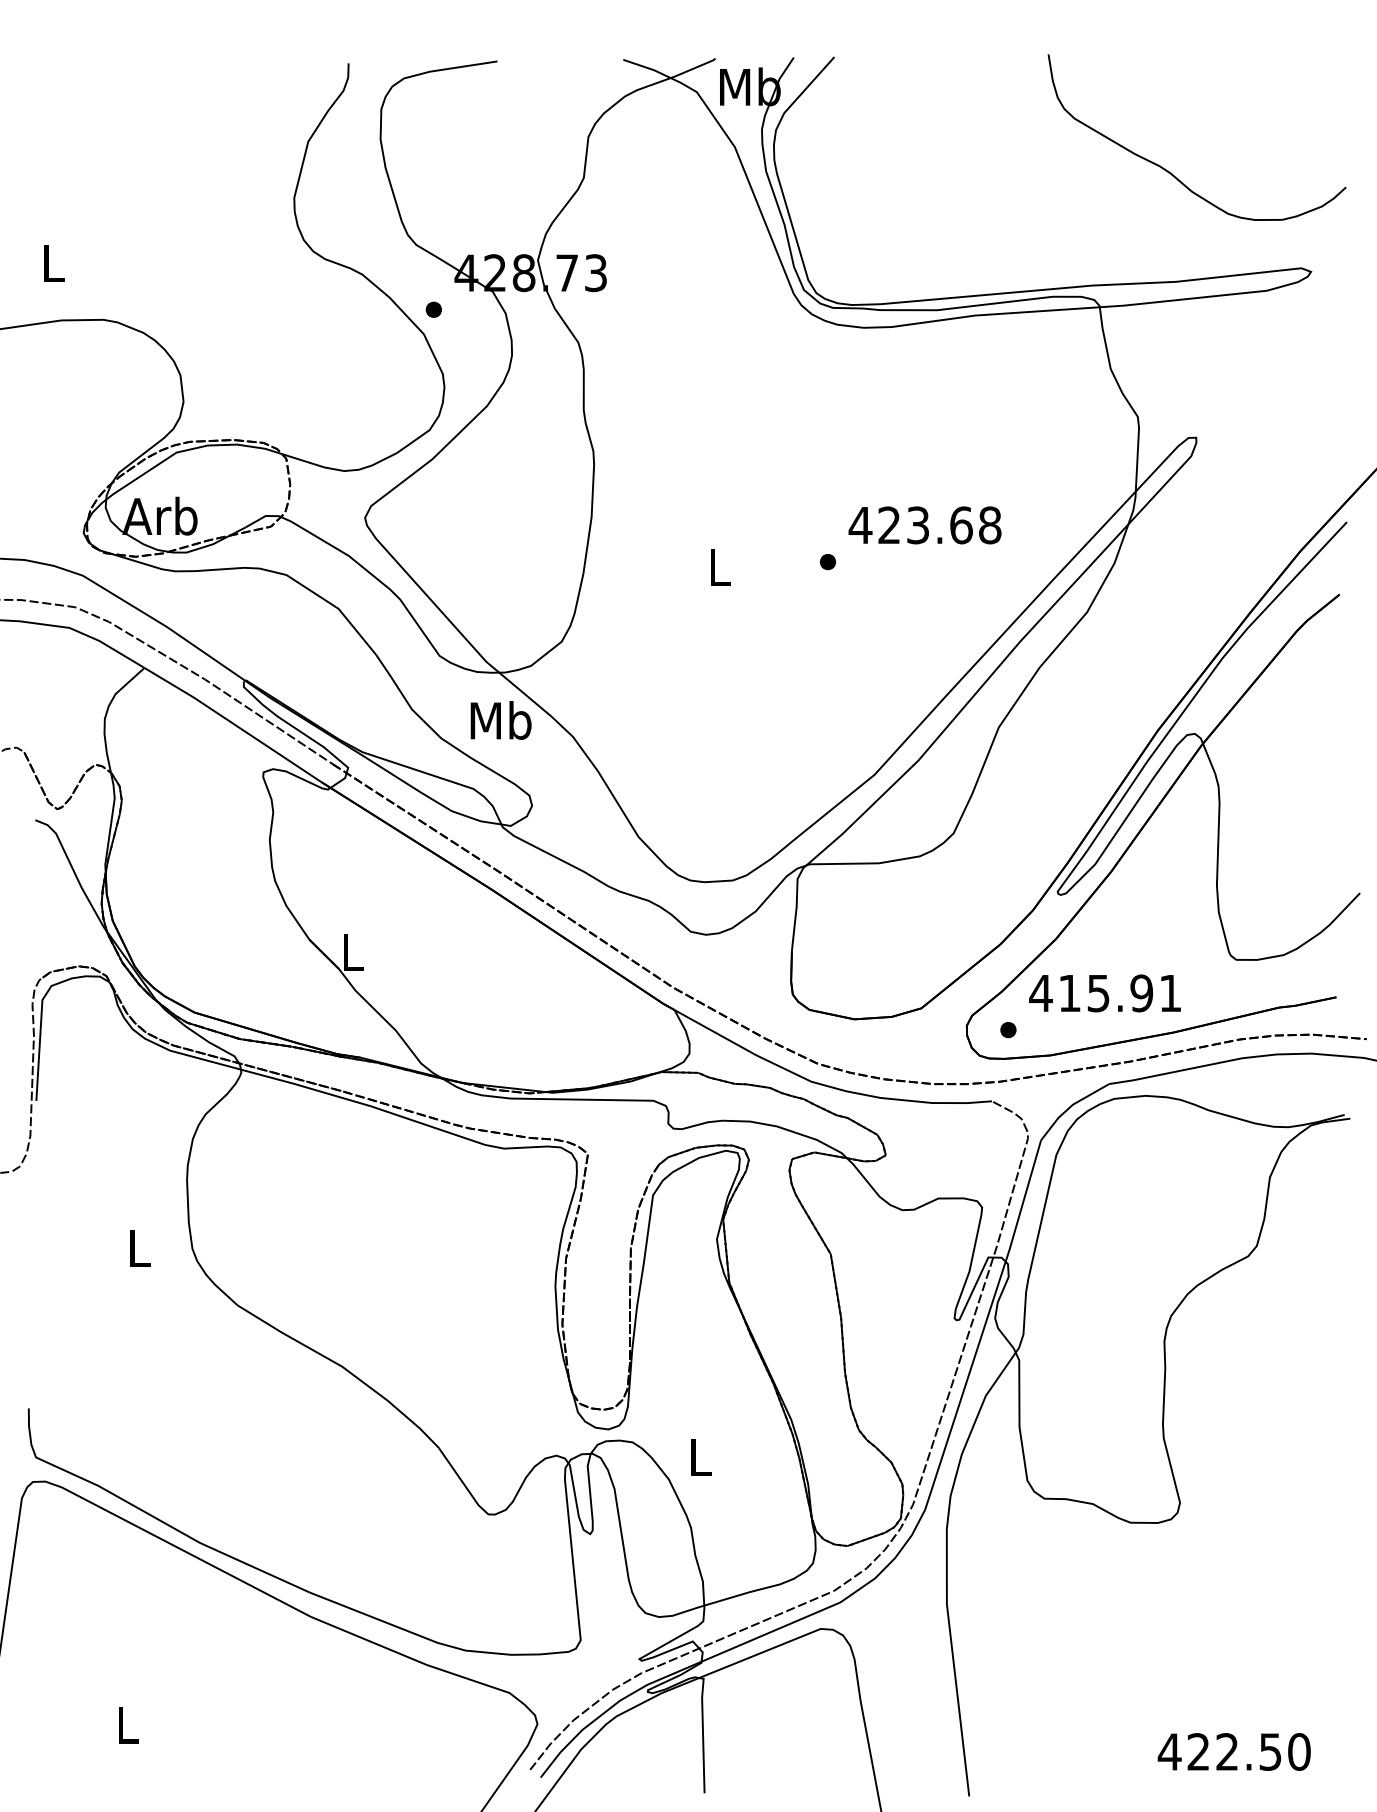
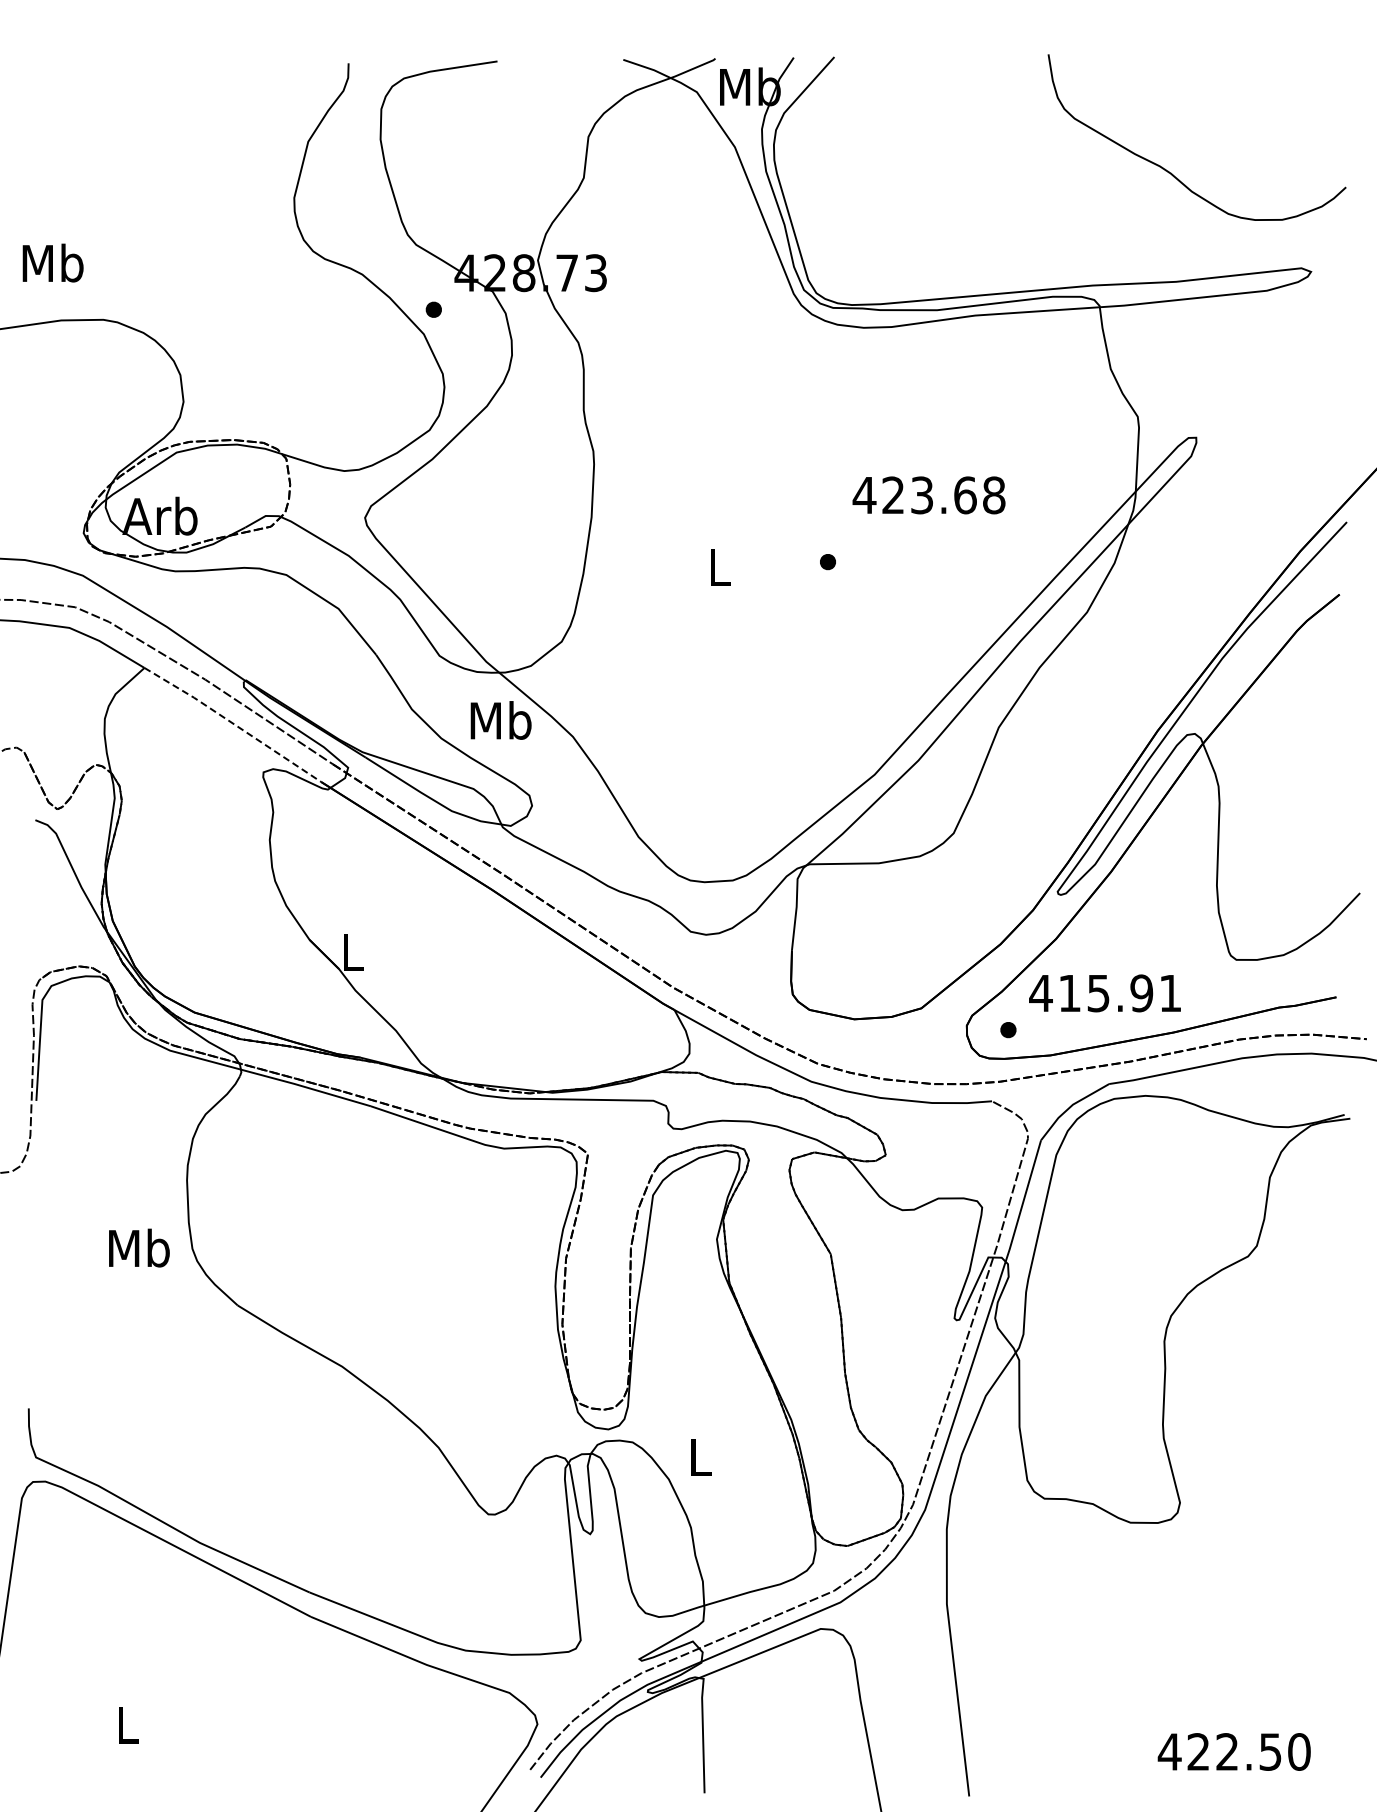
text: L -> Mb (52, 262)
text position: (924, 525) -> (928, 495) (928, 495)
line: solid -> dashed (233, 723)
text: L -> Mb (139, 1247)
